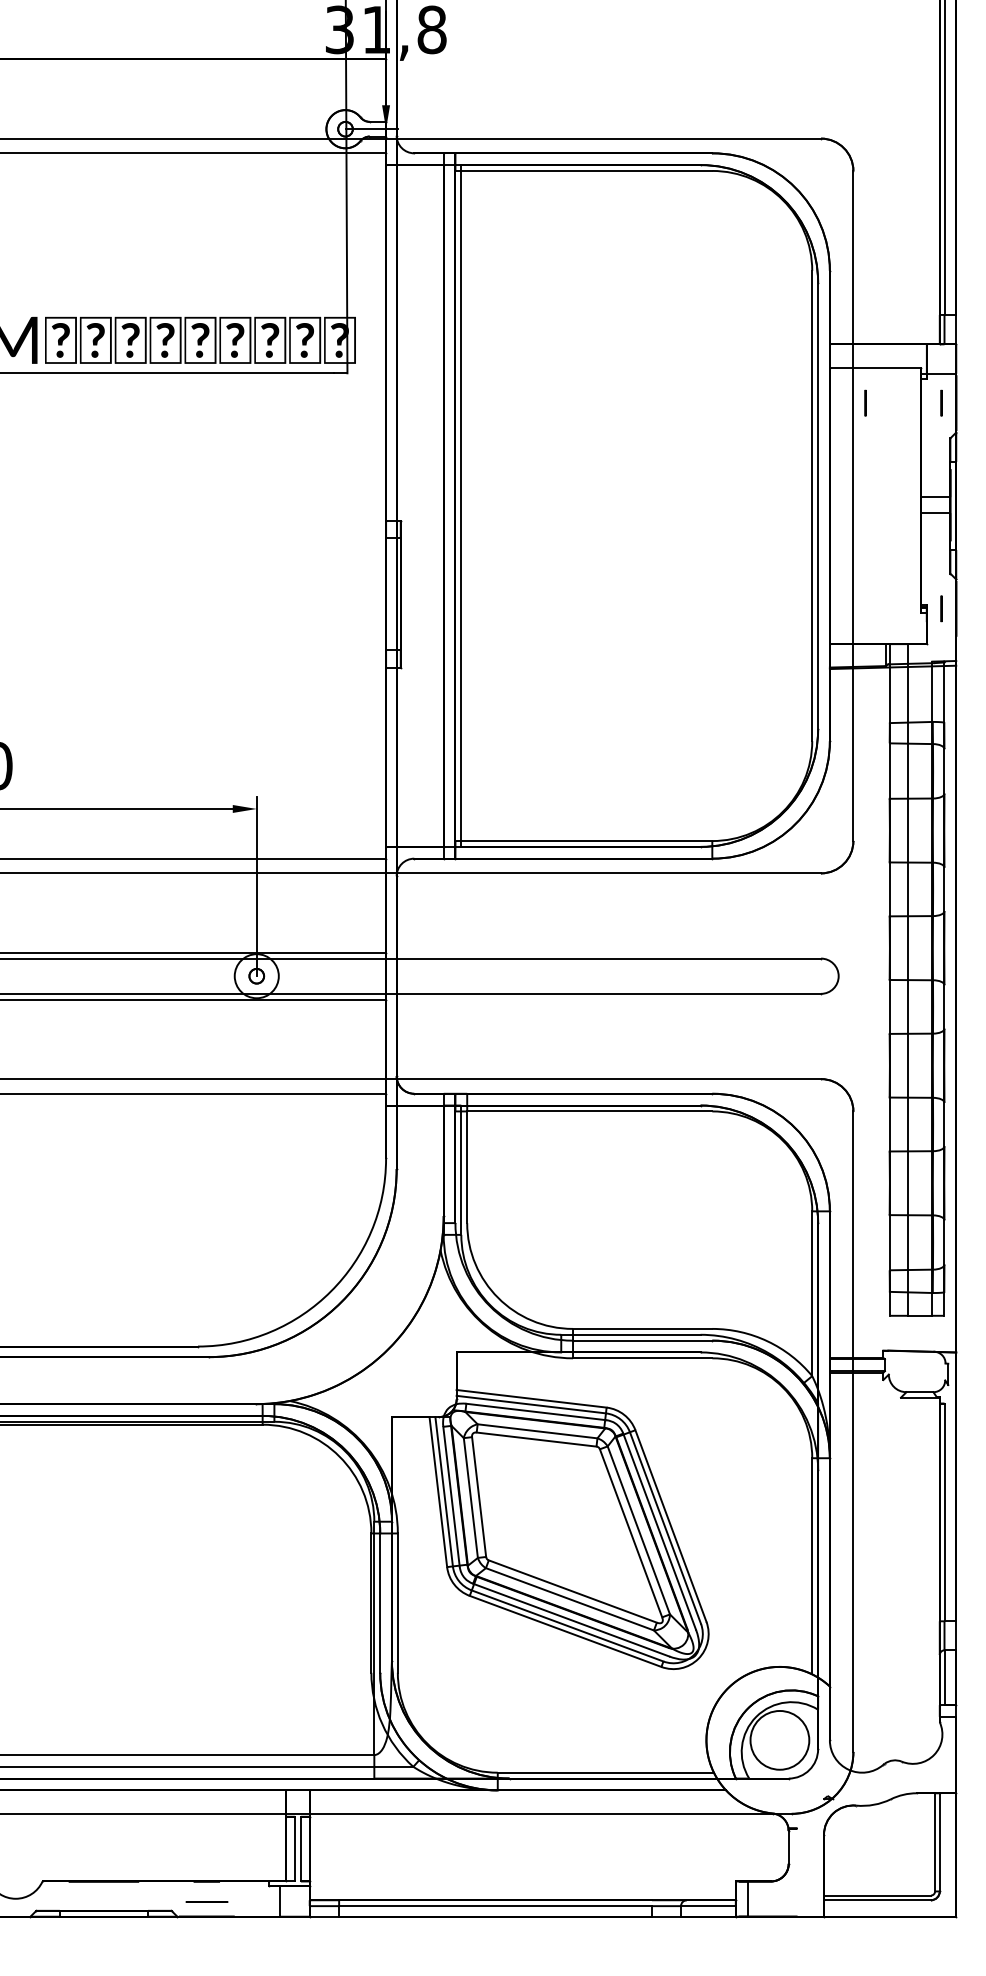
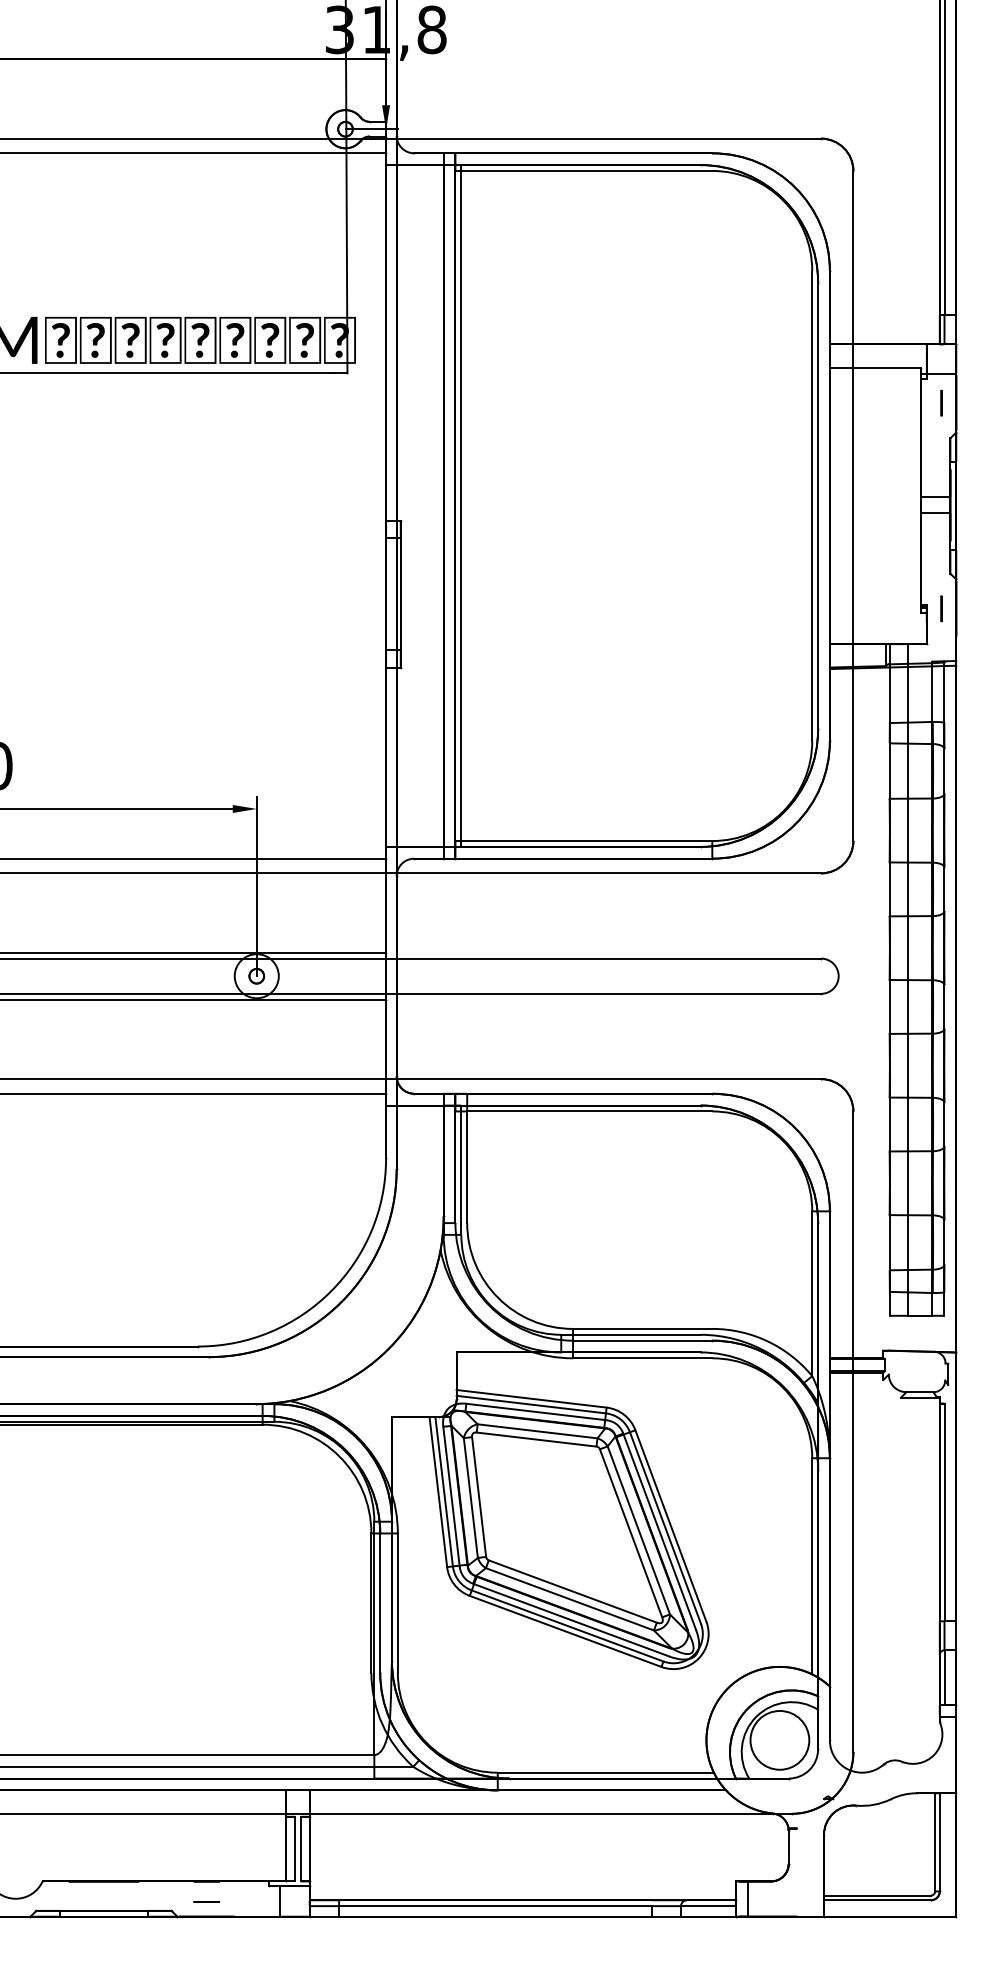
circle: present -> none (865, 402)
circle size: 44x2 px -> 27x2 px (206, 1901)
